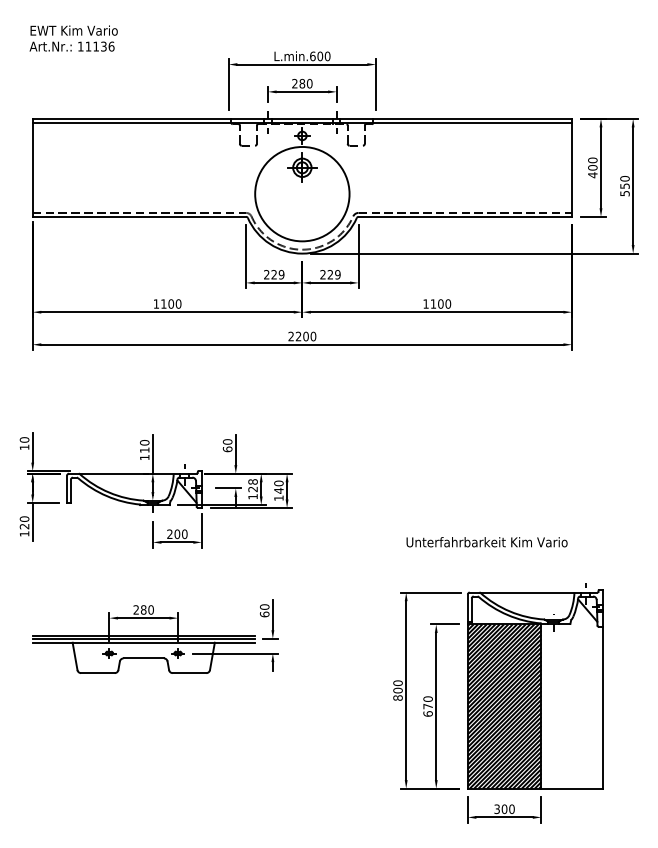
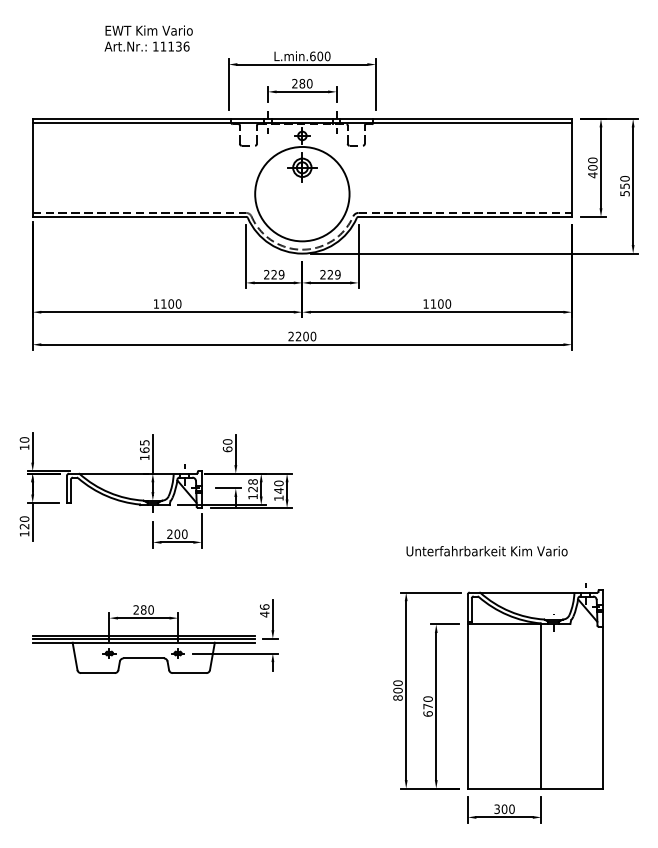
text position: (73, 38) -> (148, 38) (148, 38)
text: 110 -> 165 (144, 445)
text position: (486, 542) -> (486, 551) (486, 551)
text: 60 -> 46 (264, 610)
hatch: present -> none (504, 706)
